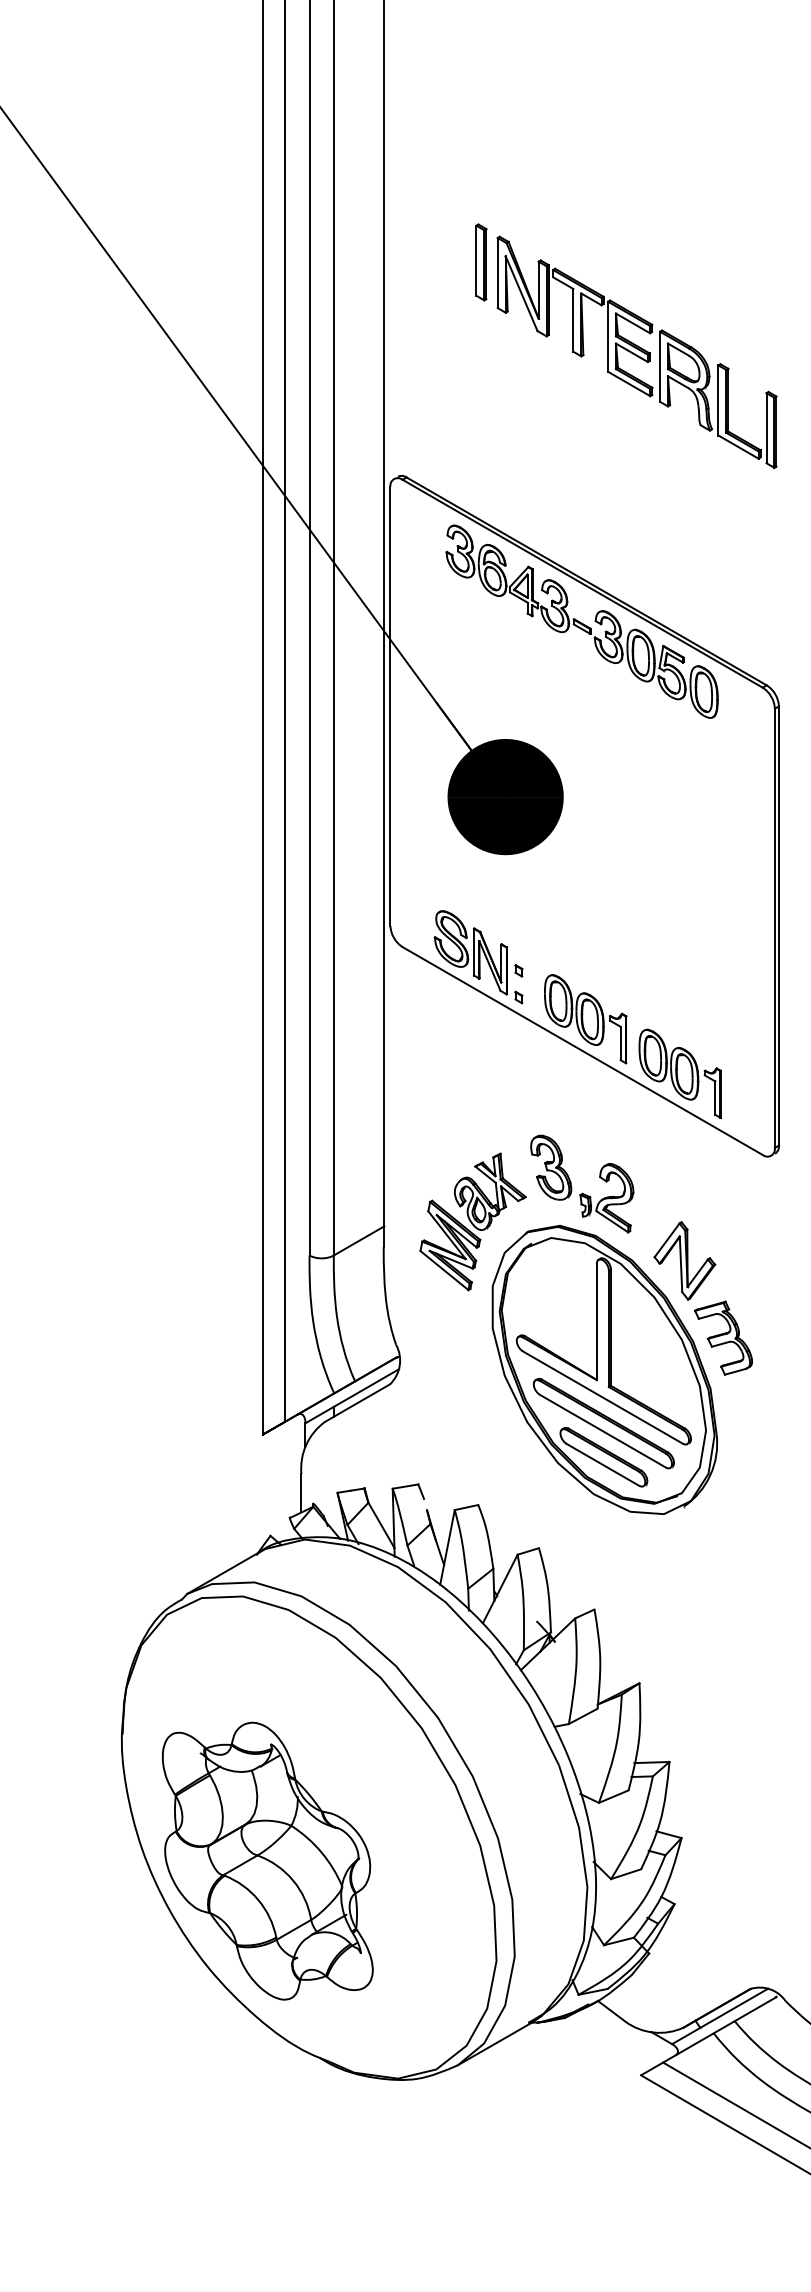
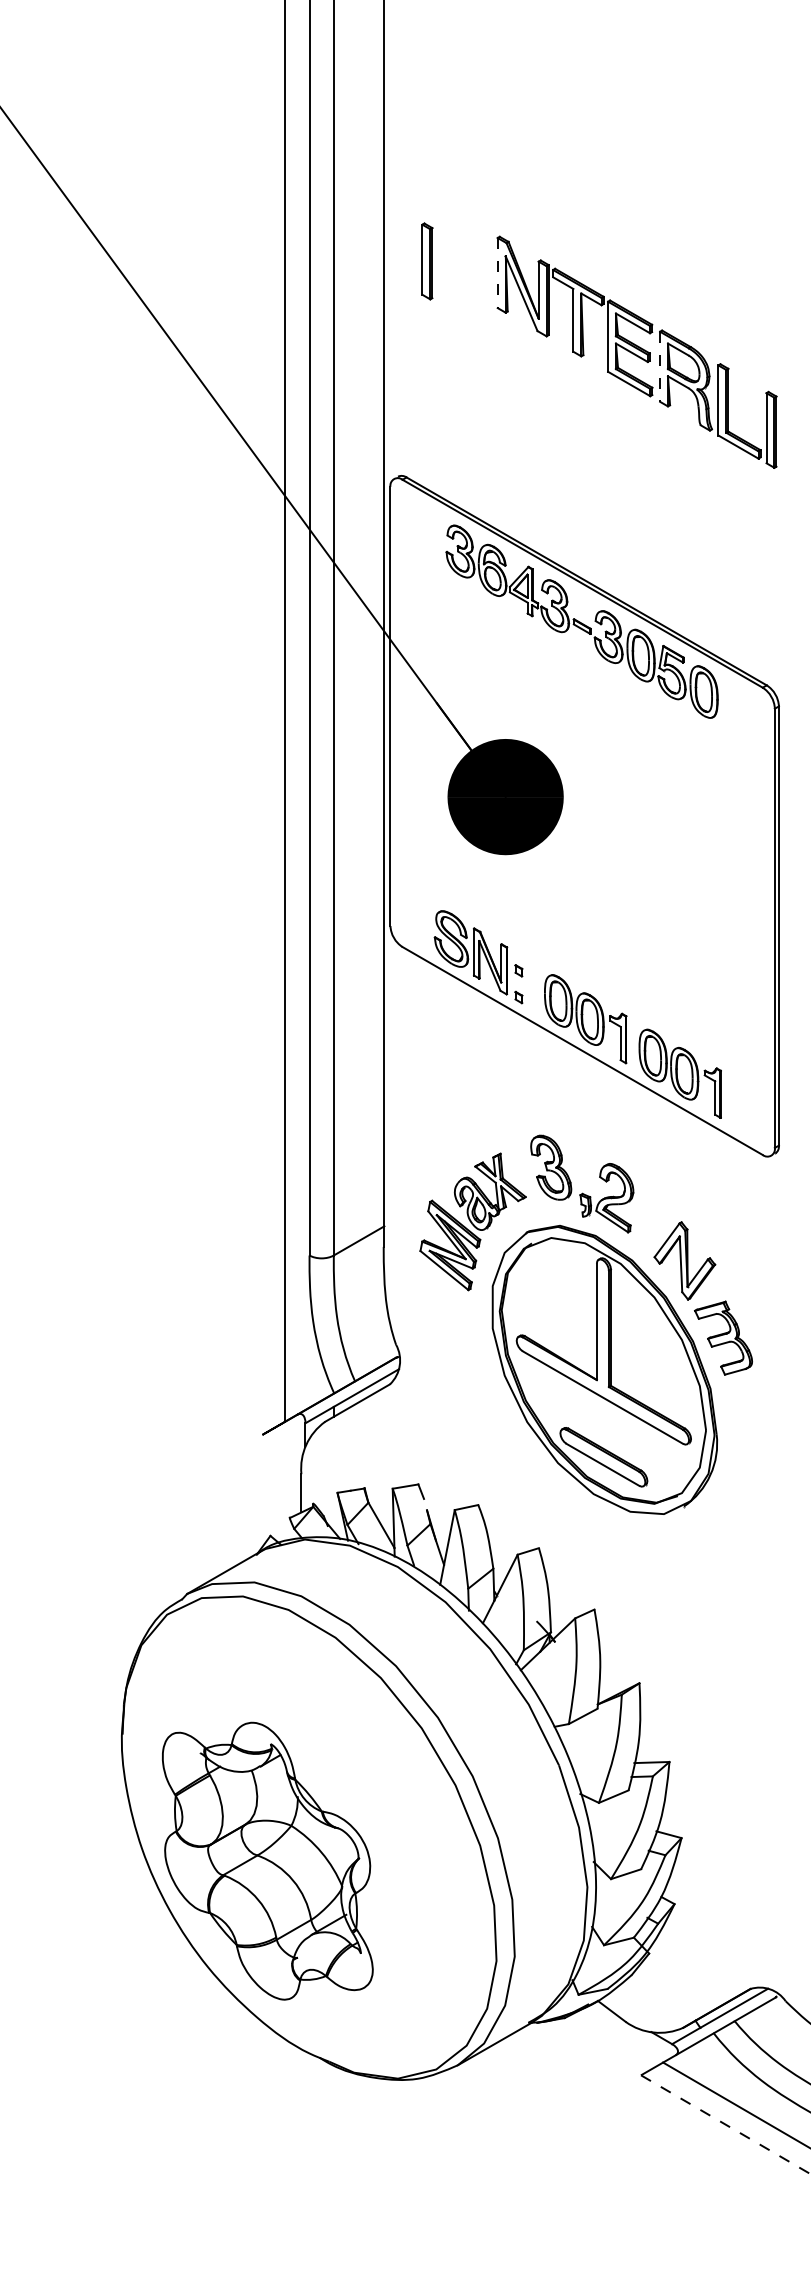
part position: (481, 262) -> (427, 261) (427, 261)
line: solid -> dashed (497, 273)
line: solid -> dashed (660, 367)
line: present -> none (262, 718)
part: present -> none (603, 1423)
line: solid -> dashed (725, 2124)
